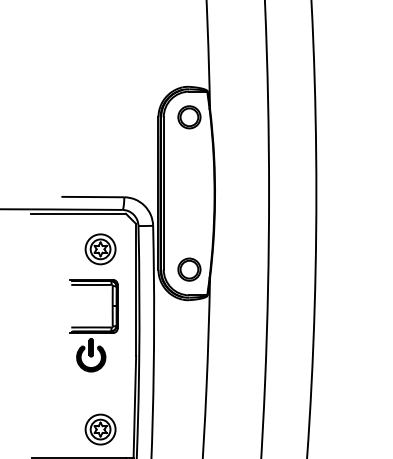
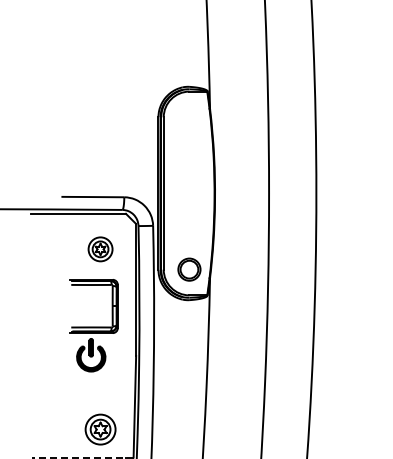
part: present -> none (189, 117)
part size: 33x33 px -> 27x27 px (100, 249)
line: solid -> dashed (82, 457)
